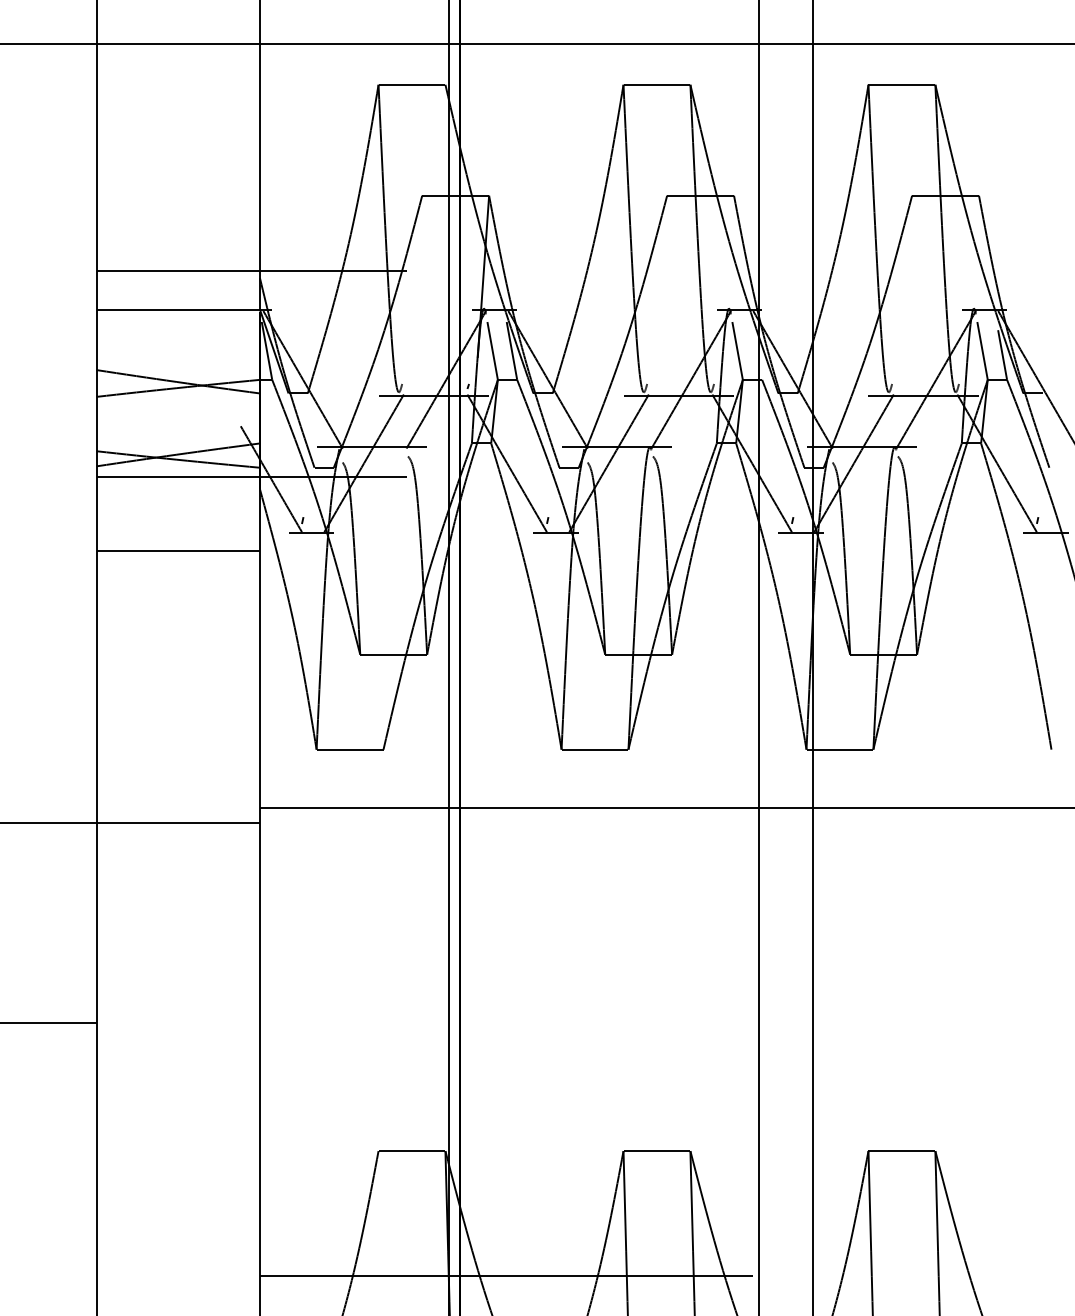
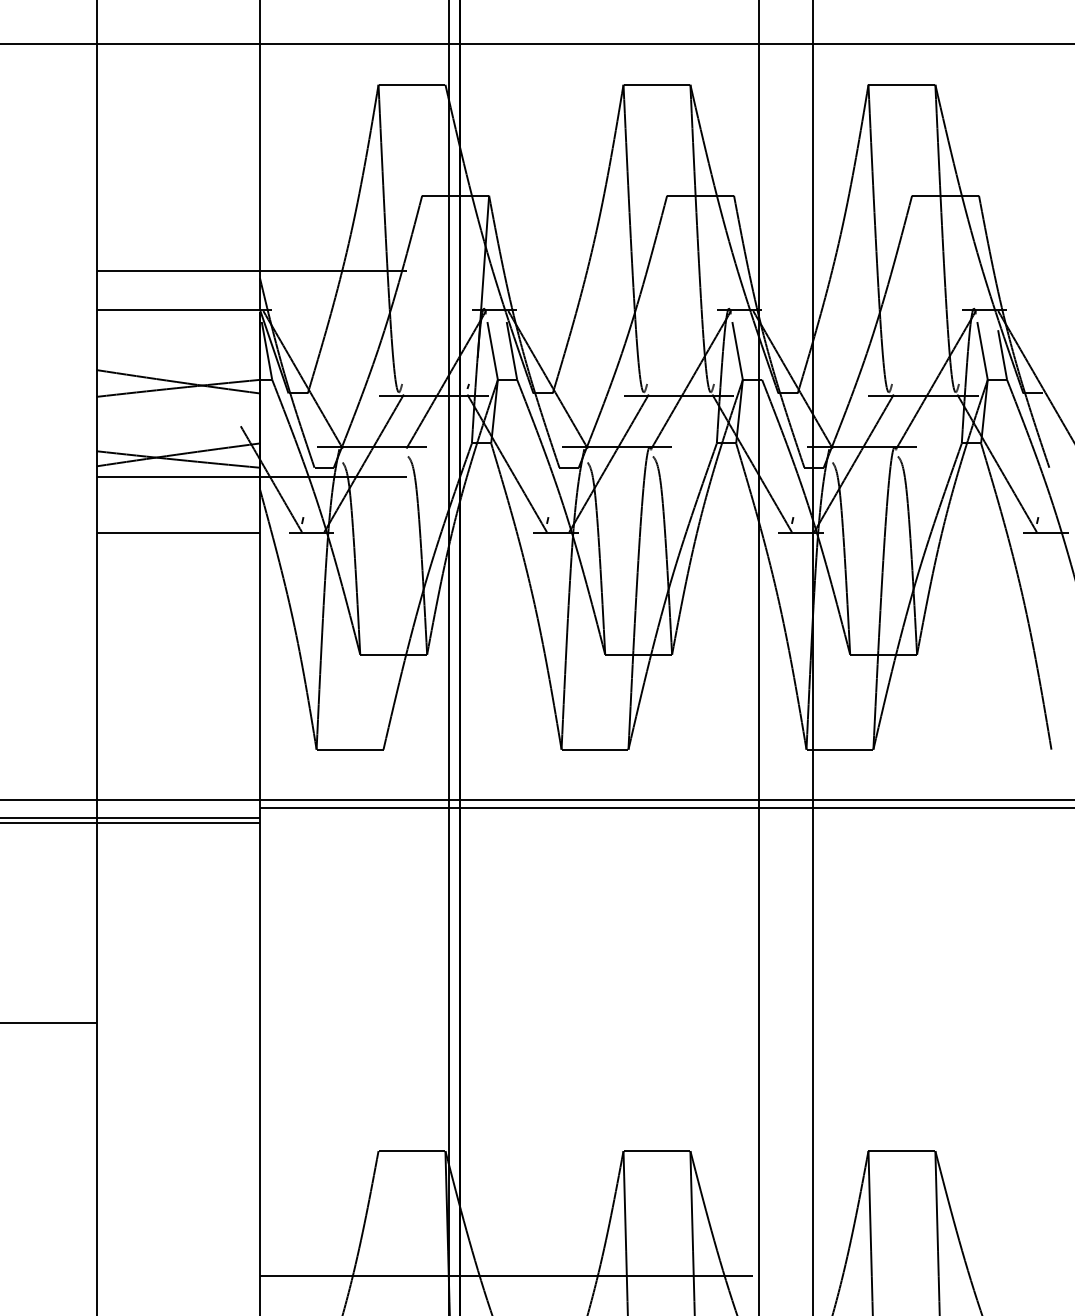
line position: (177, 551) -> (177, 533) (177, 533)
line: none -> present (536, 799)
line: none -> present (130, 817)
